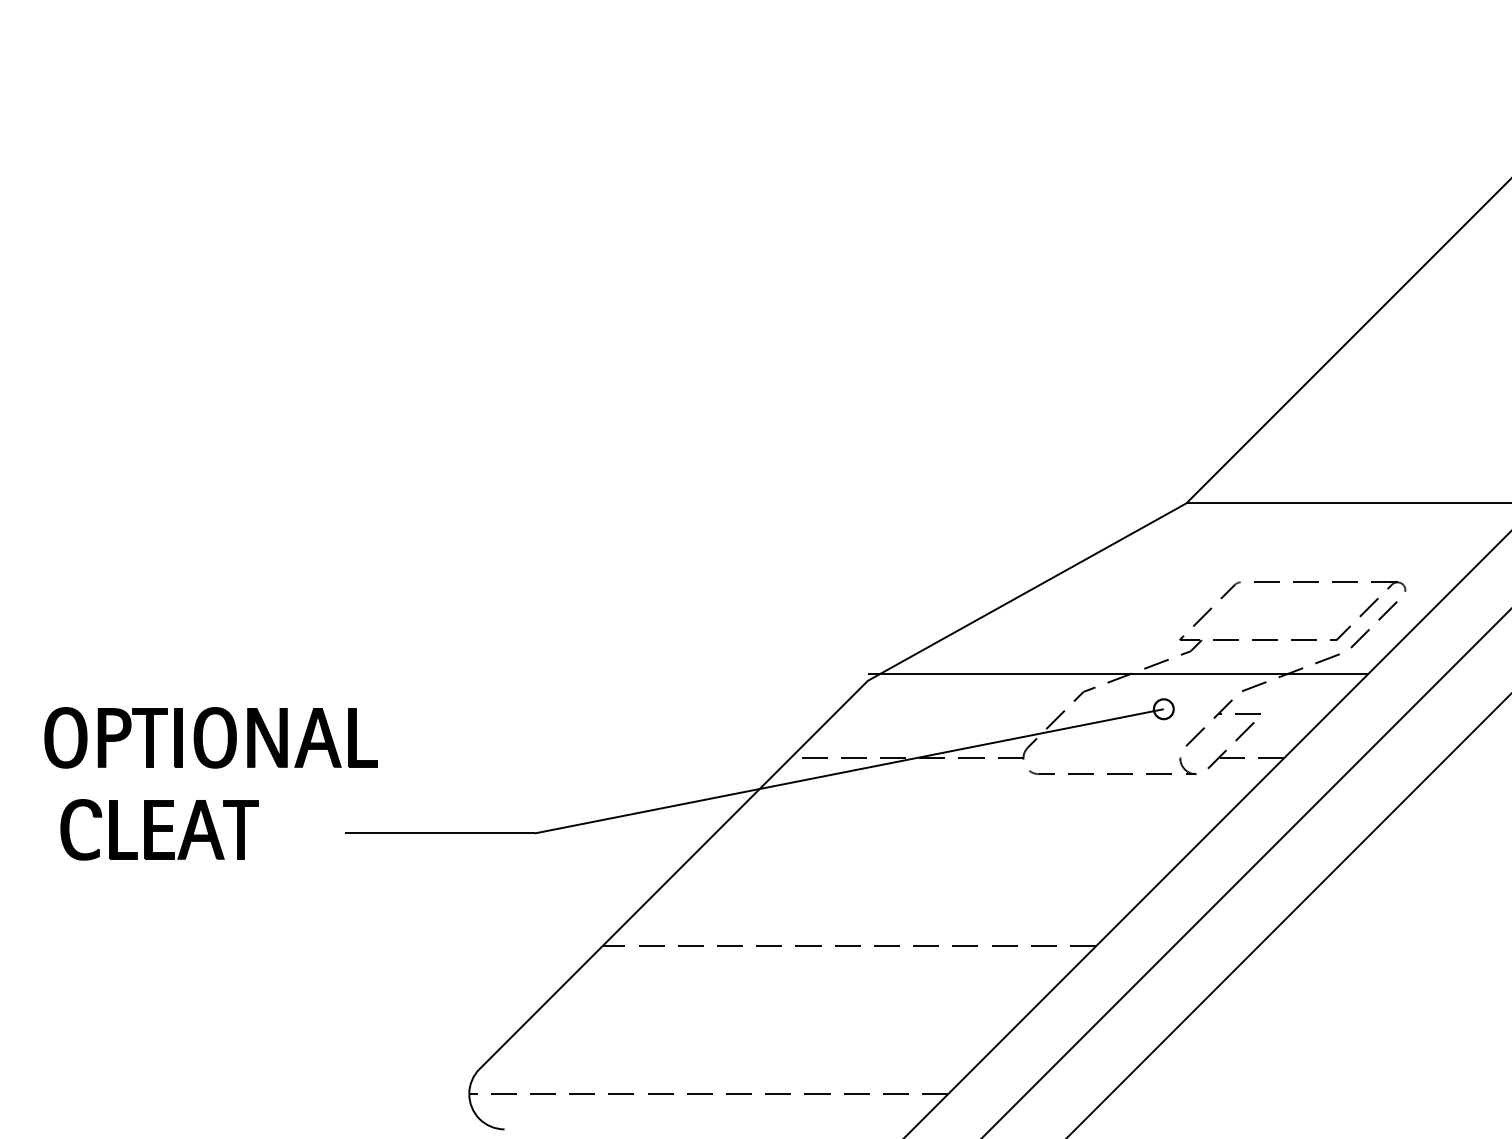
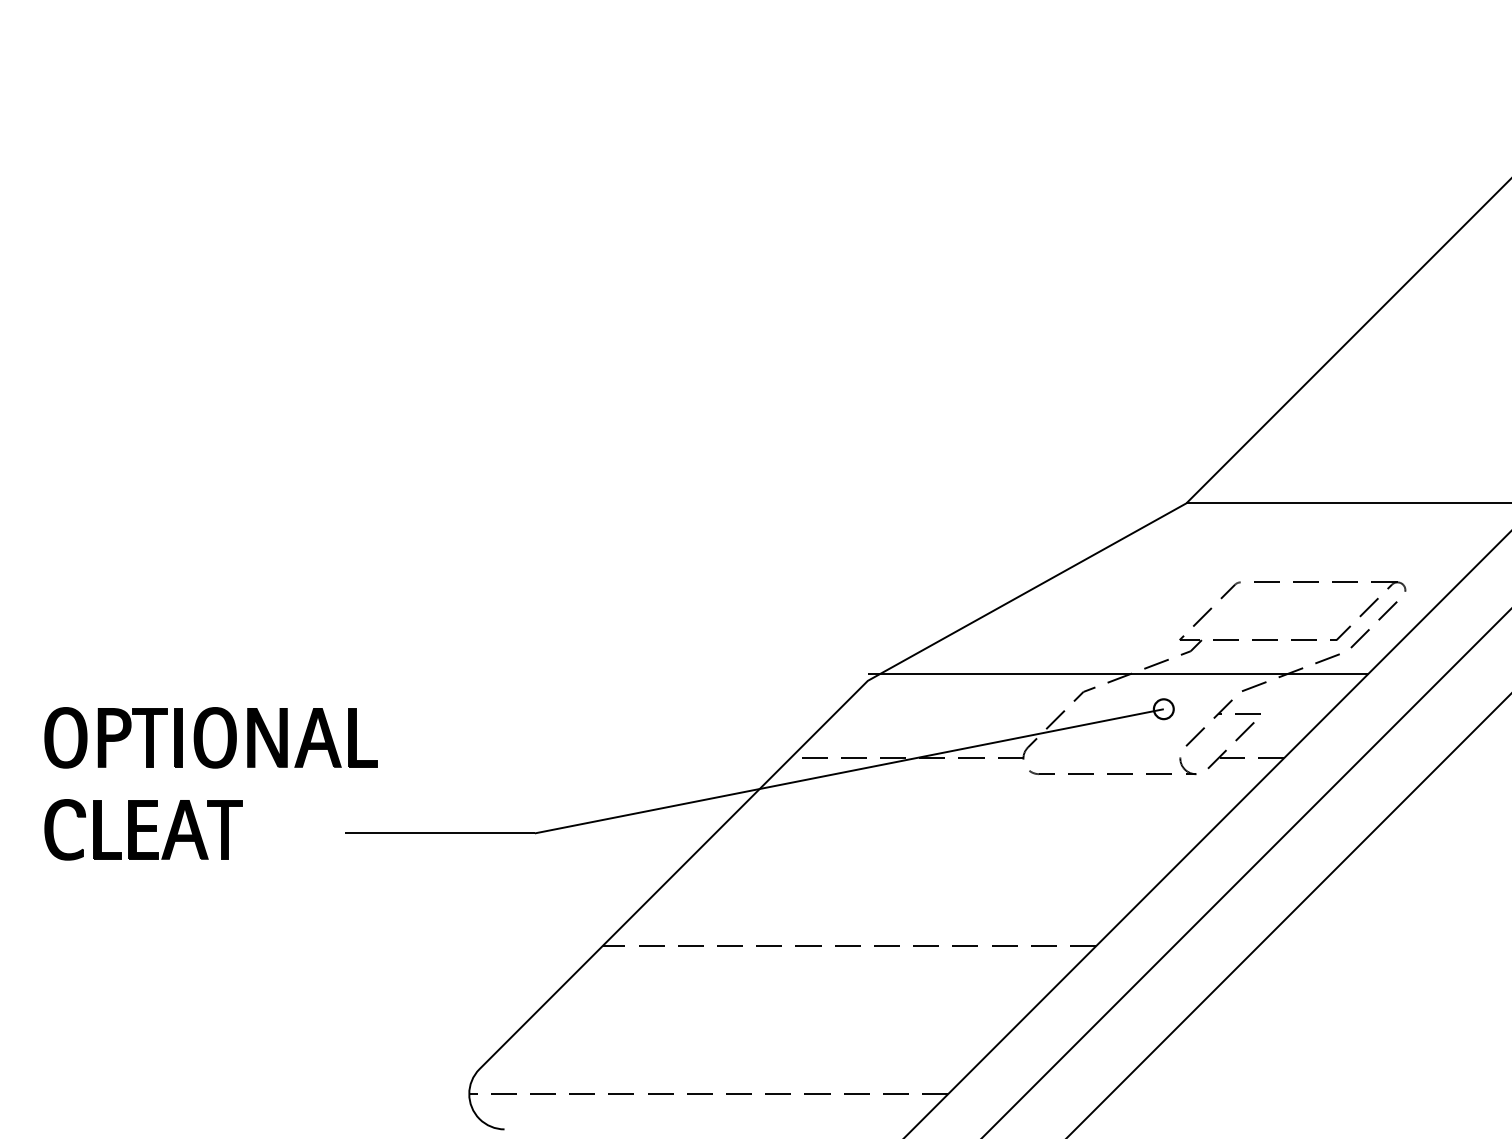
part position: (159, 829) -> (143, 829) (143, 829)
